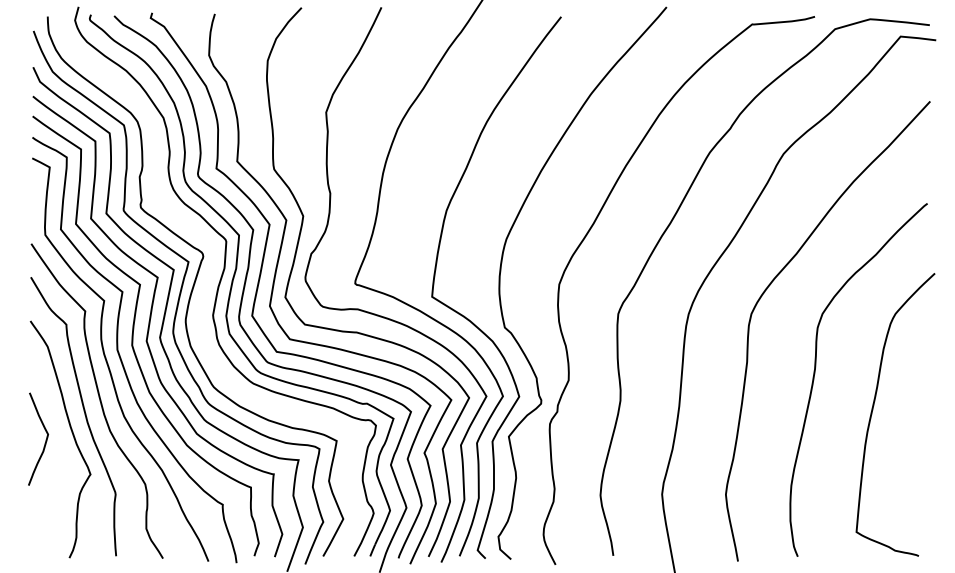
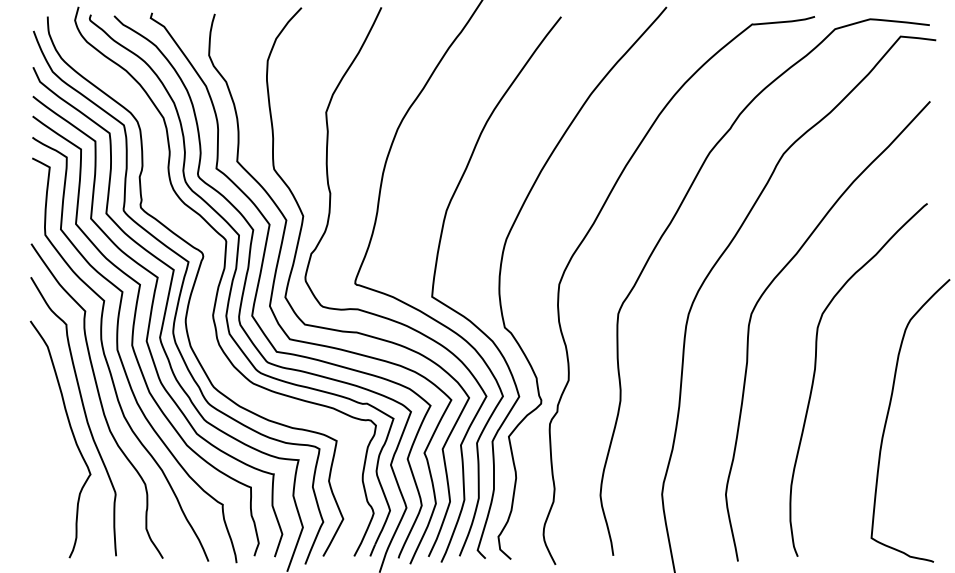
curve position: (873, 410) -> (888, 416) (888, 416)
curve: present -> none (45, 439)
